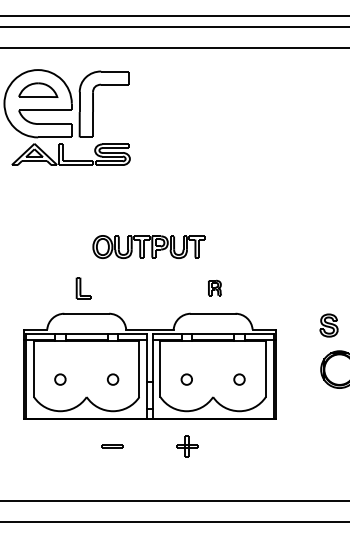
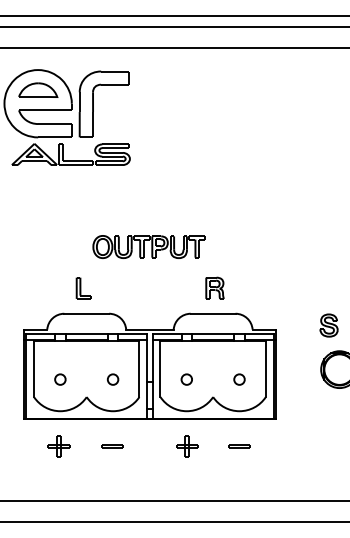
part size: 14x18 px -> 20x24 px (214, 287)
line: none -> present (239, 445)
part: none -> present (58, 446)
